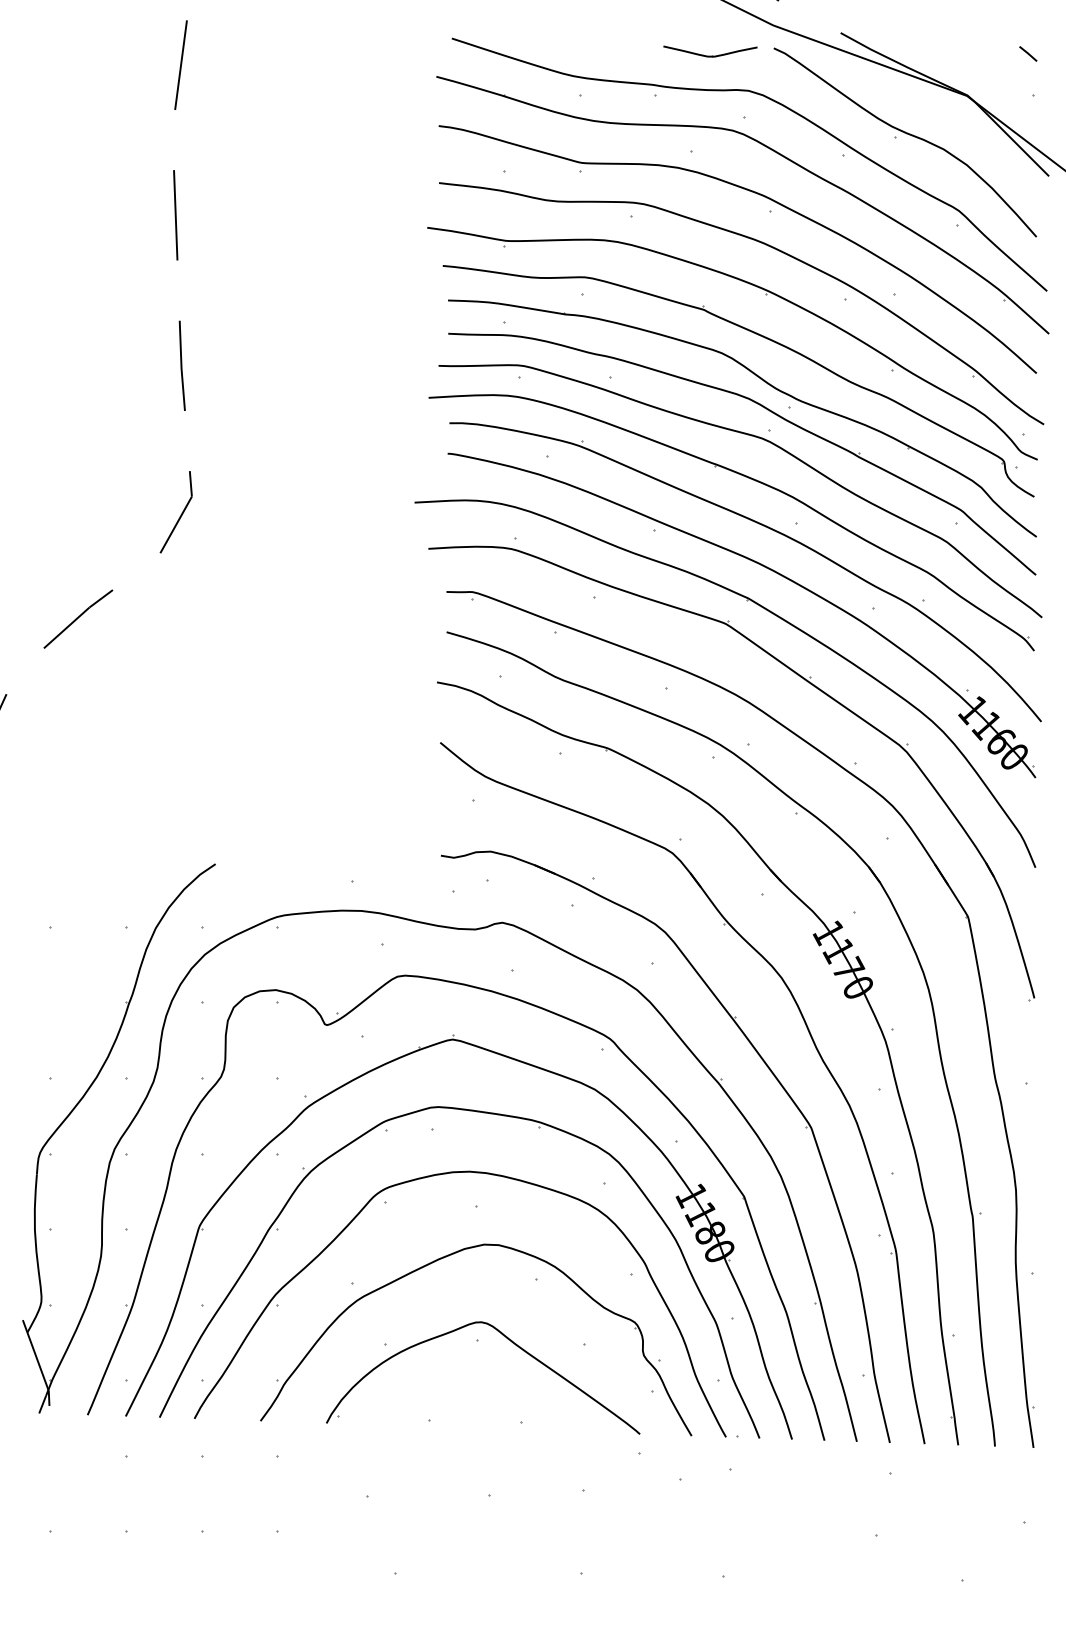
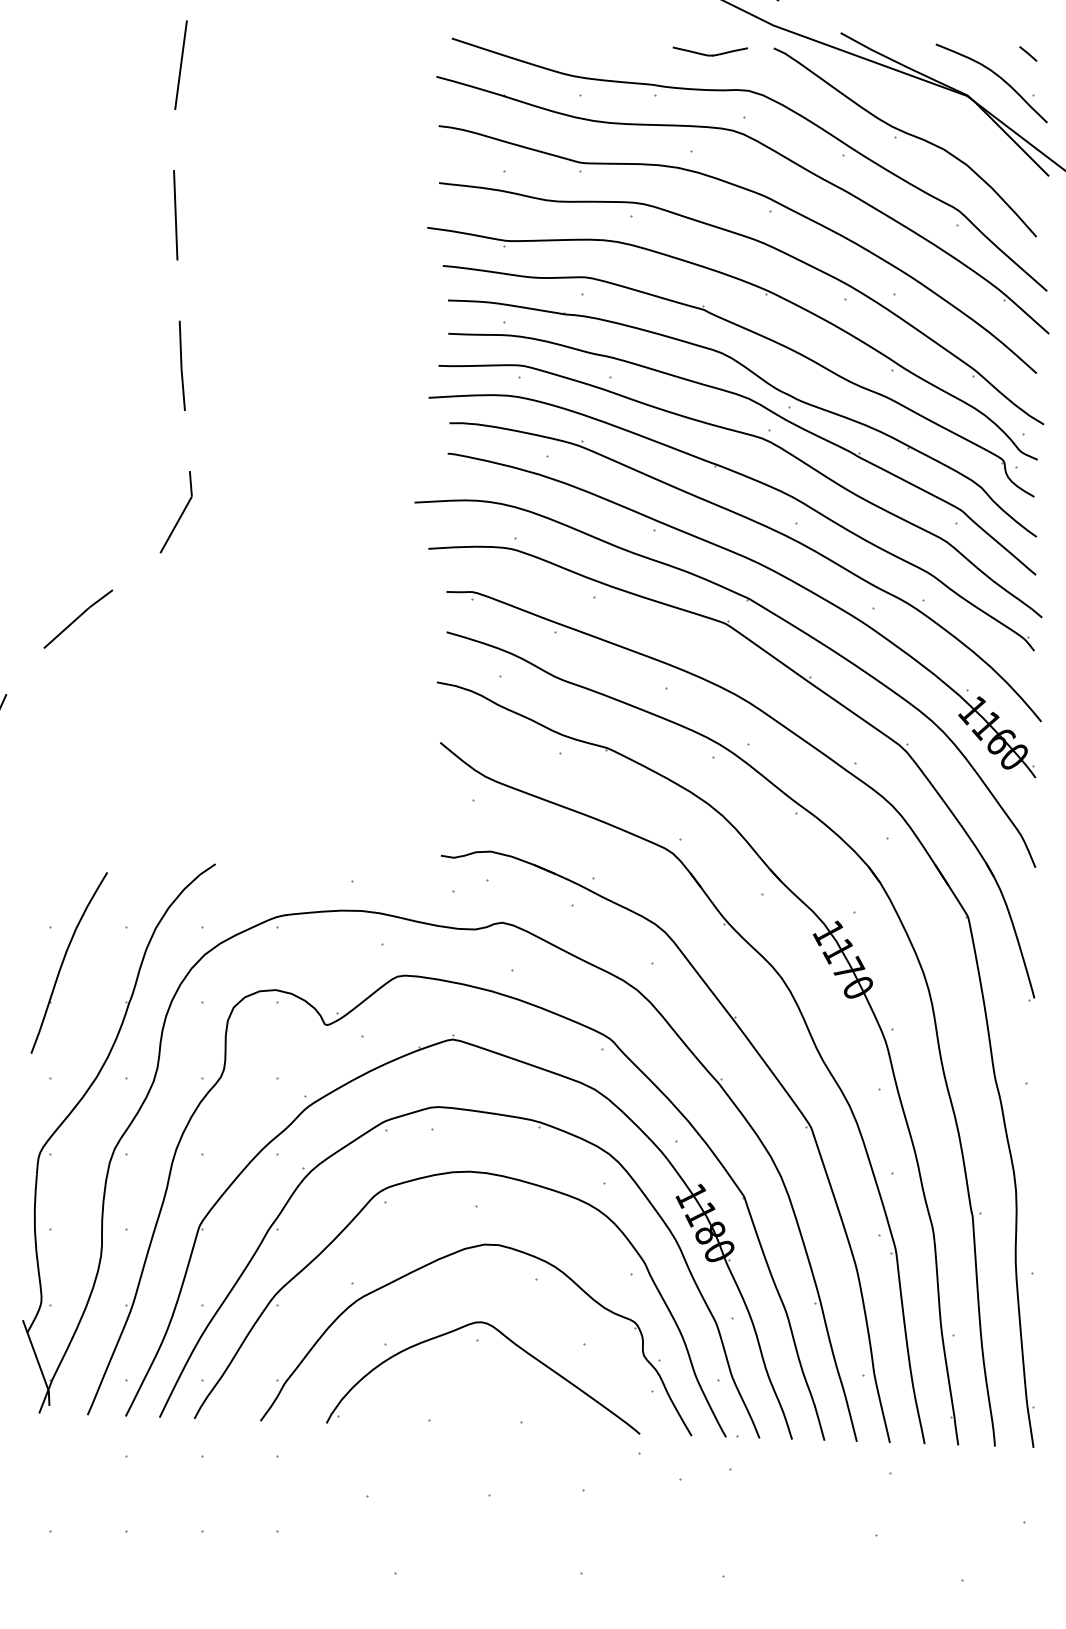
part size: 95x13 px -> 76x11 px (709, 51)
curve: none -> present (997, 76)
part: none -> present (68, 962)
